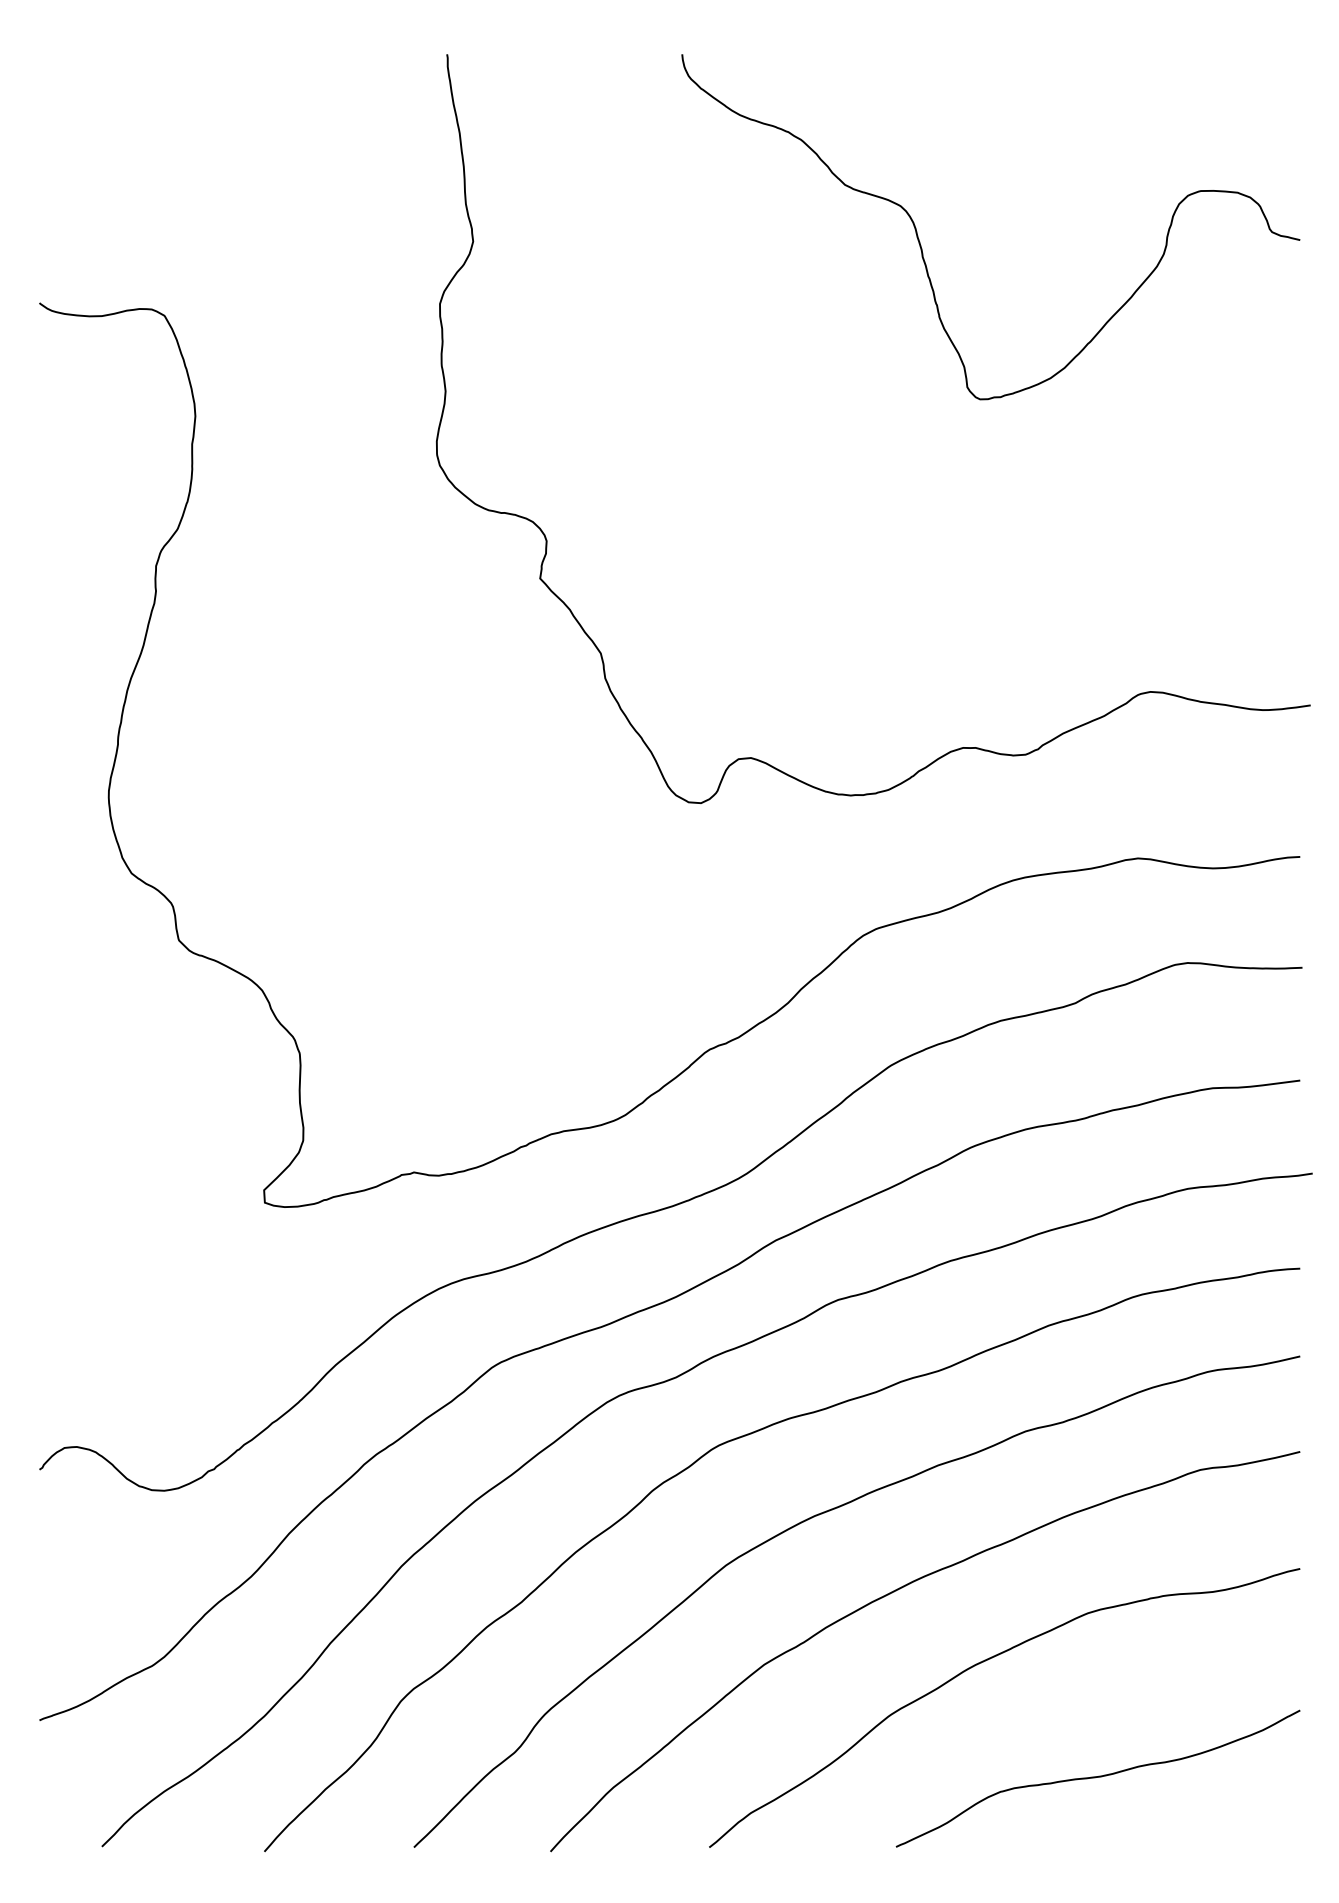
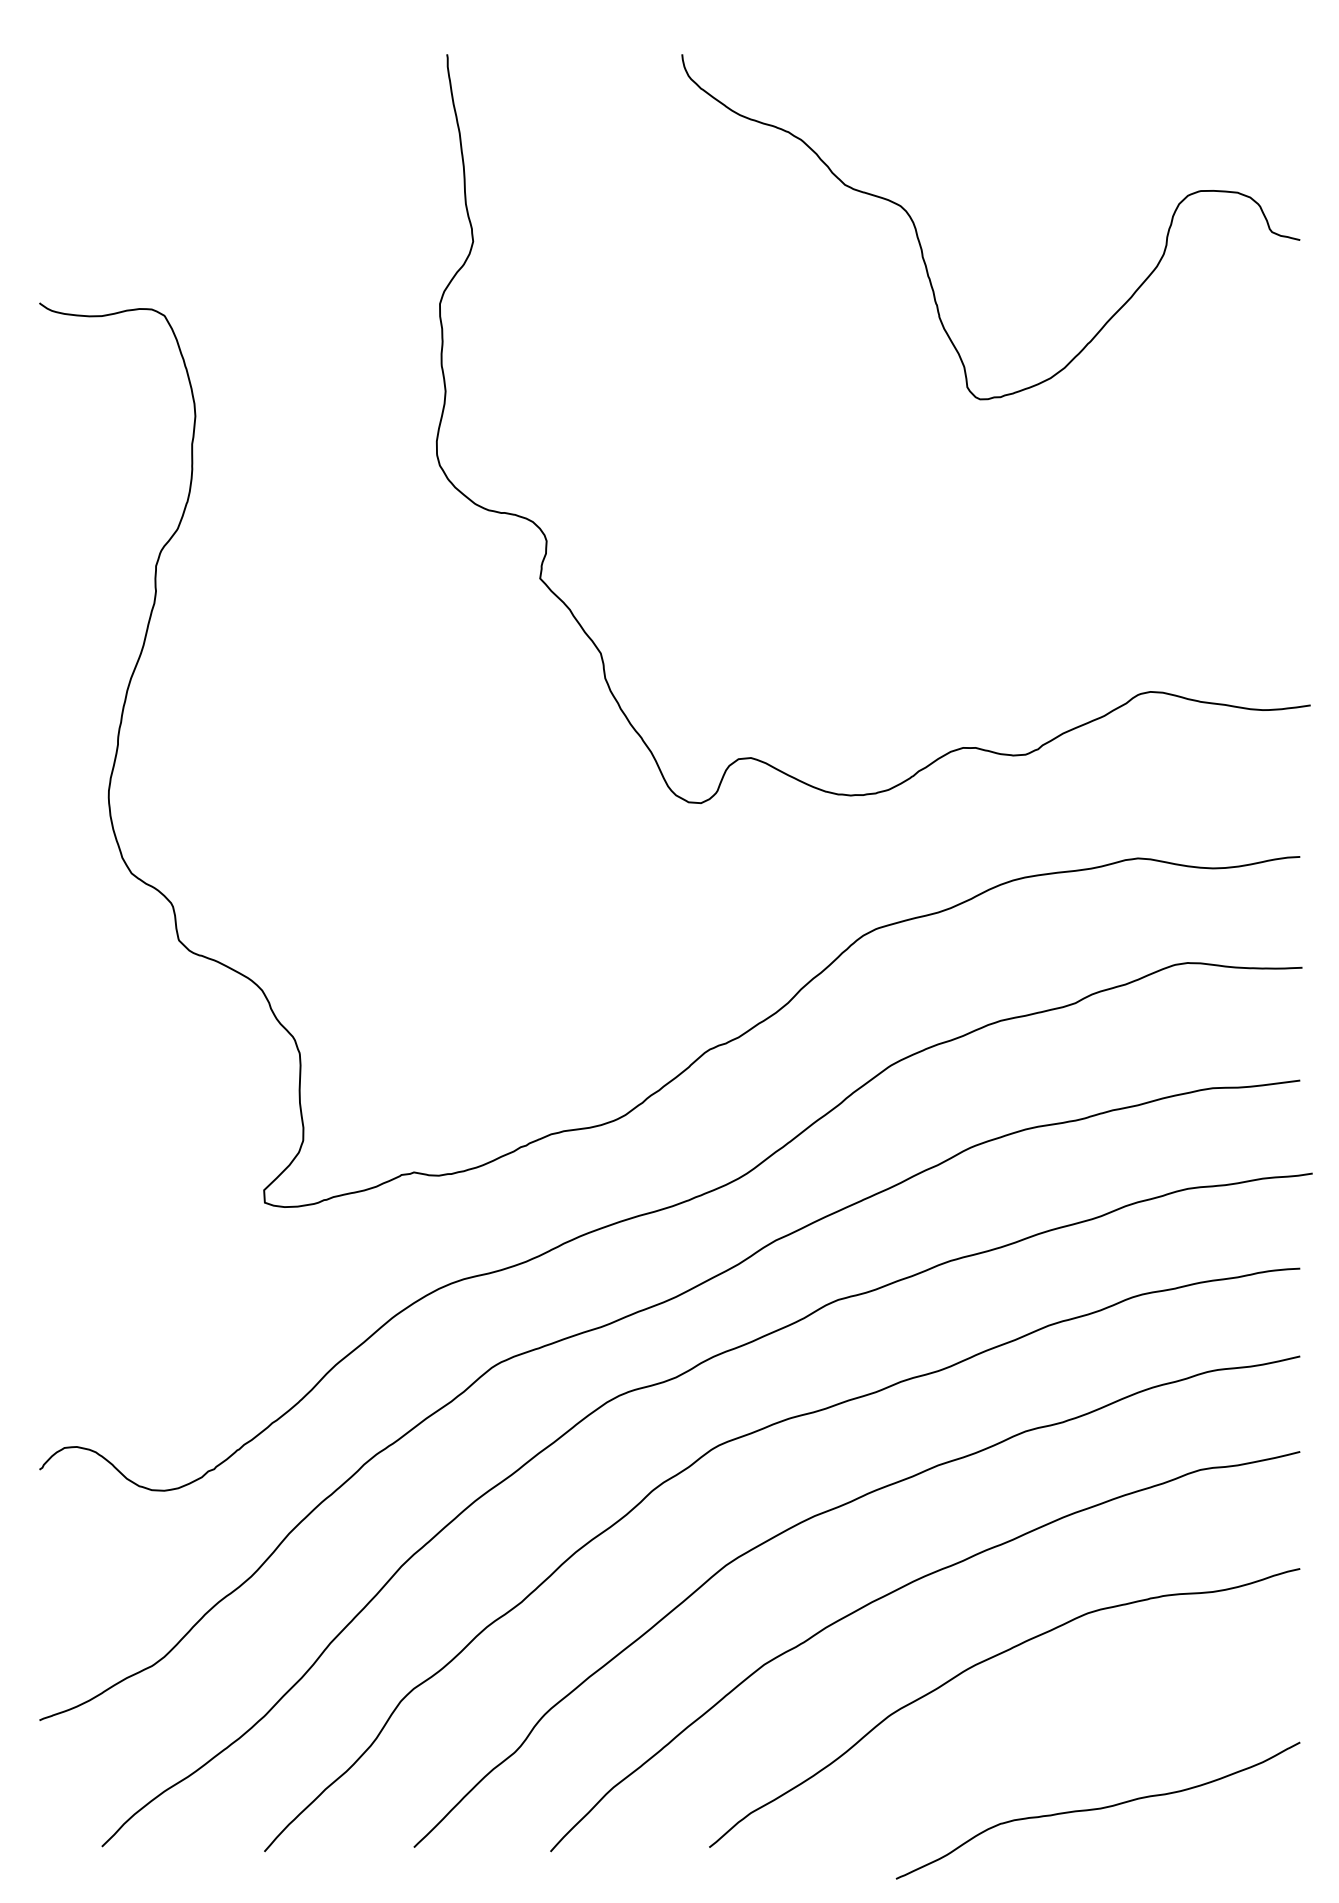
curve position: (1097, 1777) -> (1097, 1809) (1097, 1809)
